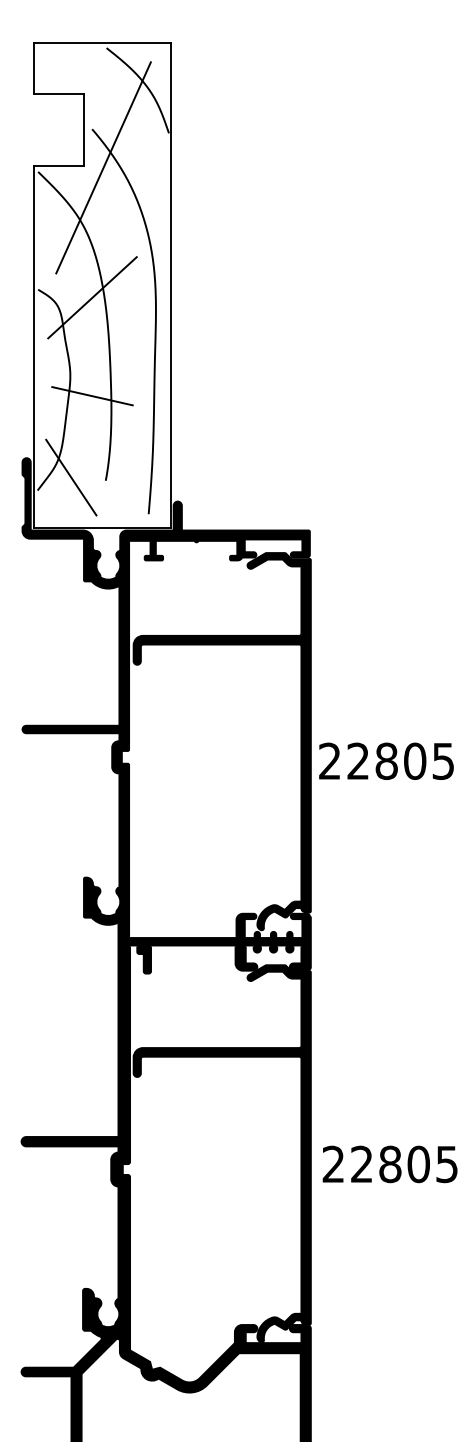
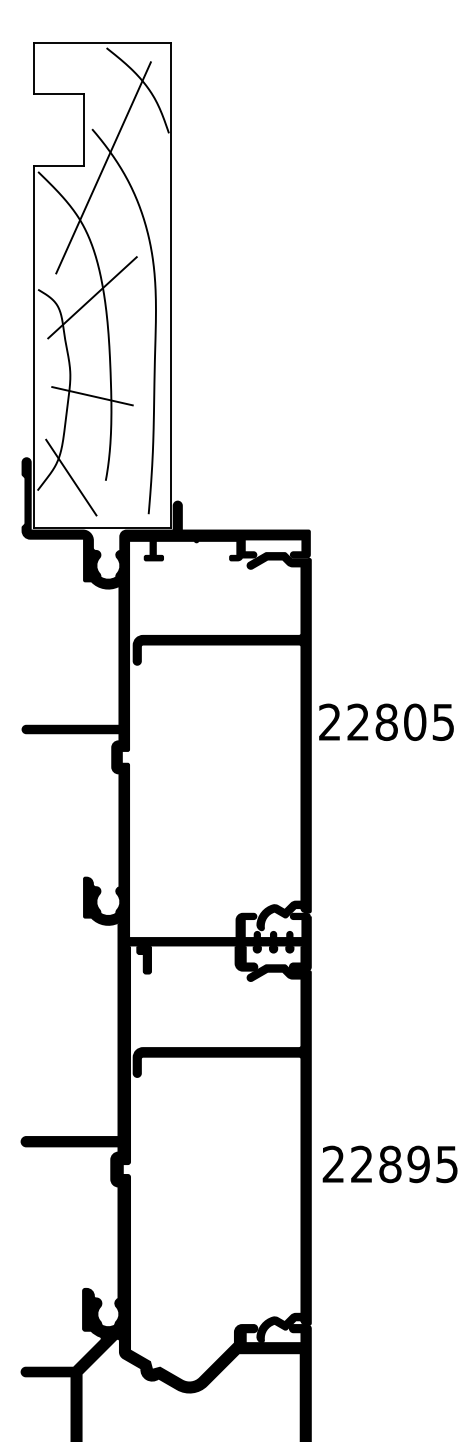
text position: (386, 760) -> (386, 721) (386, 721)
text: 22805 -> 22895 (418, 1164)
